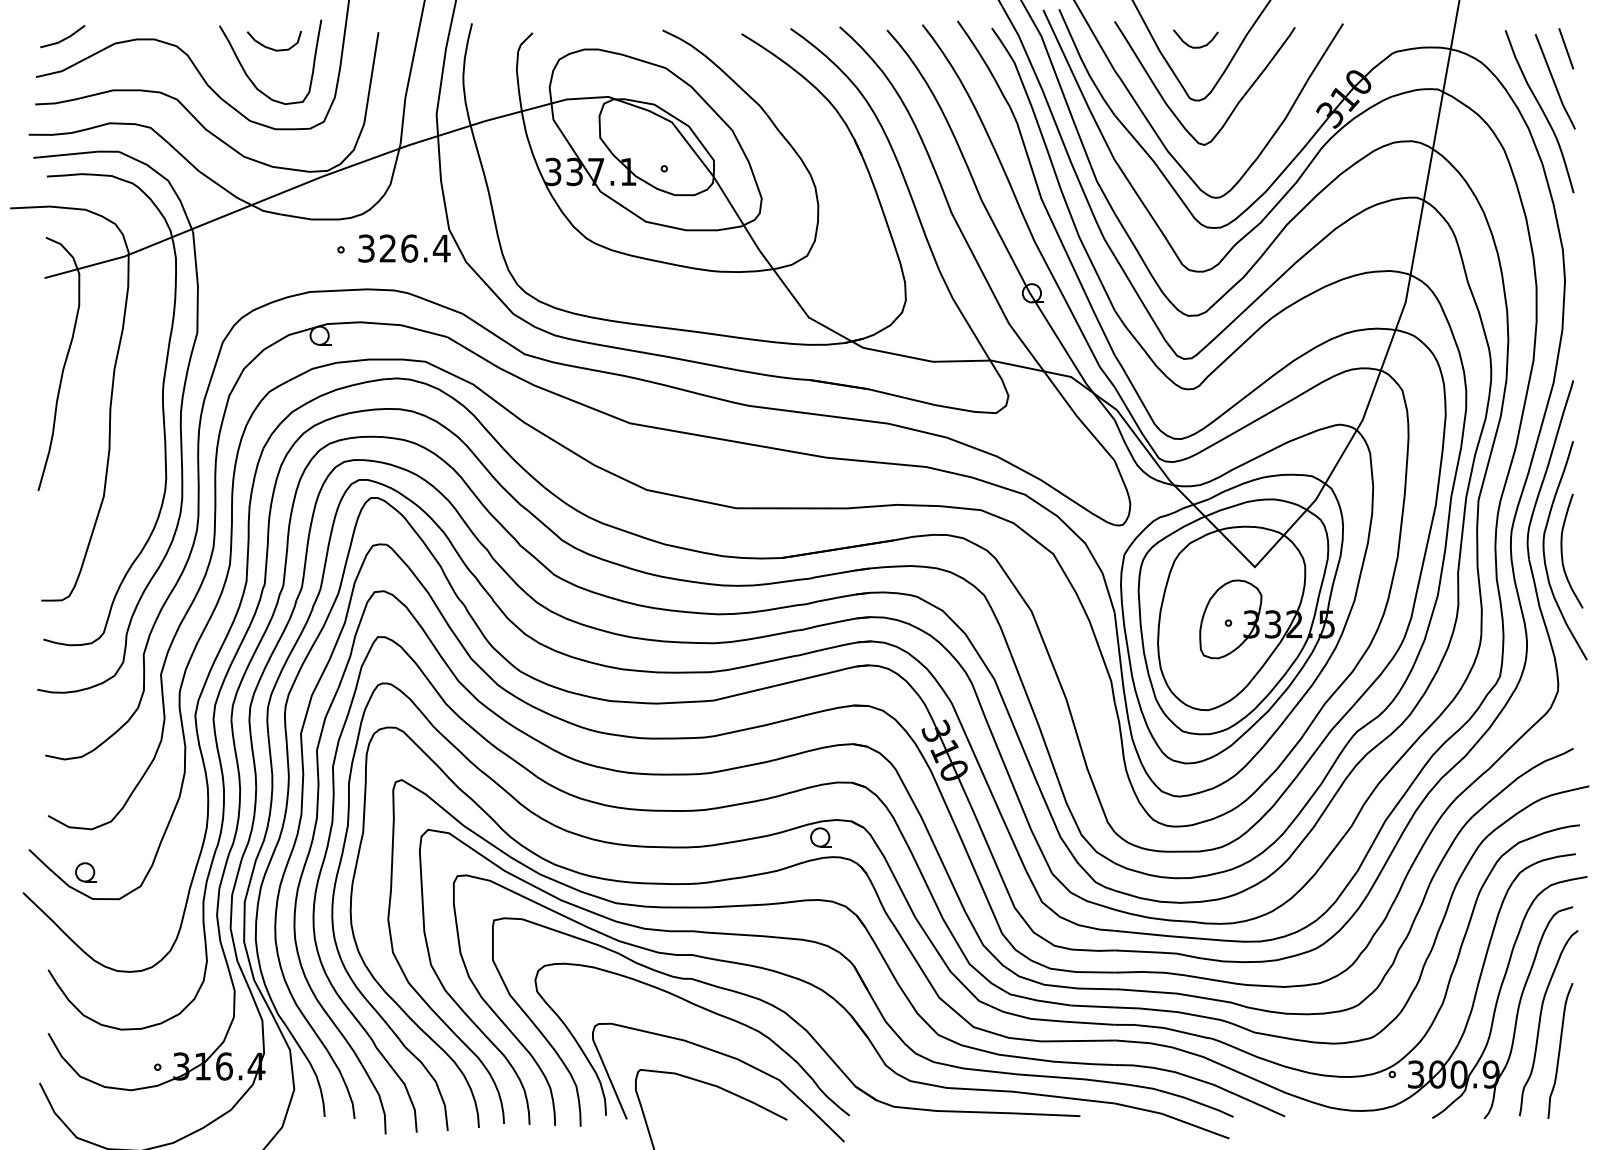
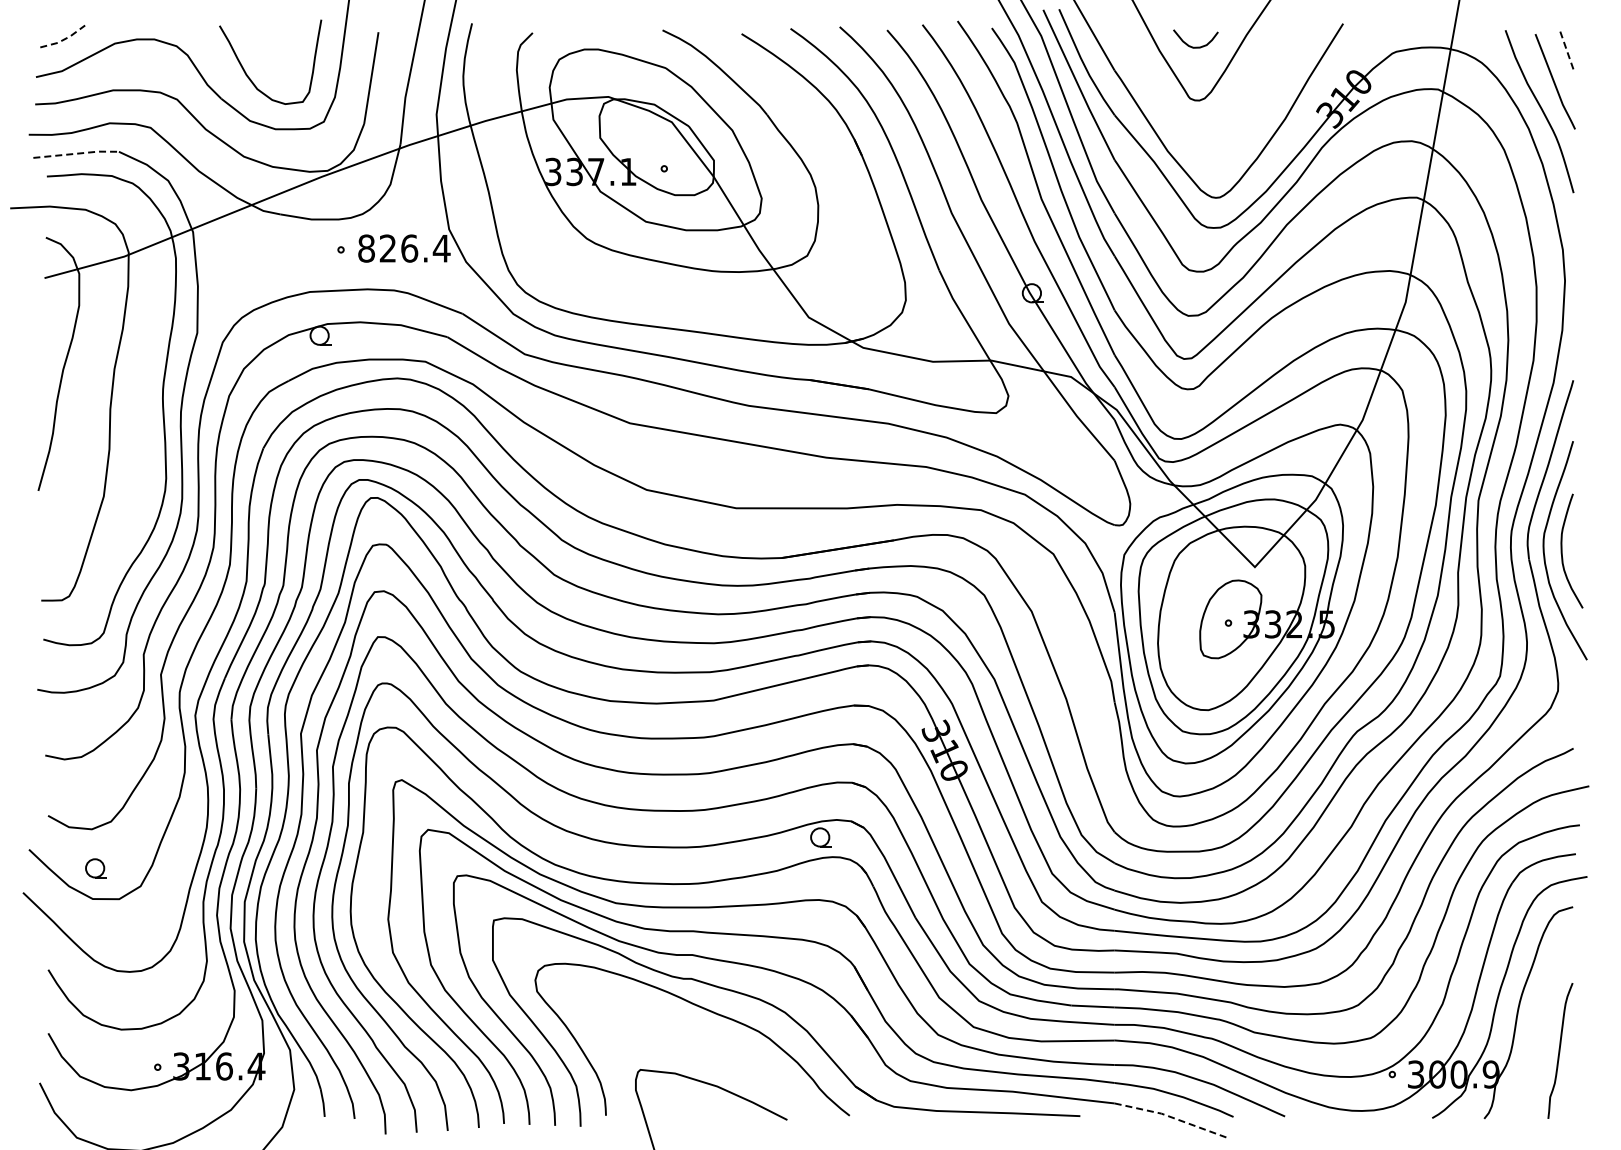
line: solid -> dashed (64, 39)
curve: present -> none (270, 47)
line: solid -> dashed (1566, 48)
curve: present -> none (1235, 105)
line: solid -> dashed (76, 153)
text: 326.4 -> 826.4 (366, 248)
part position: (85, 872) -> (95, 868) (95, 868)
curve: present -> none (1540, 1023)
curve: present -> none (726, 1056)
line: solid -> dashed (1172, 1117)
